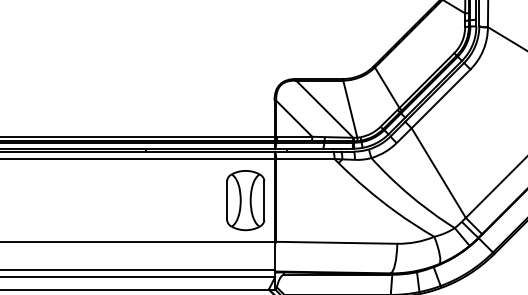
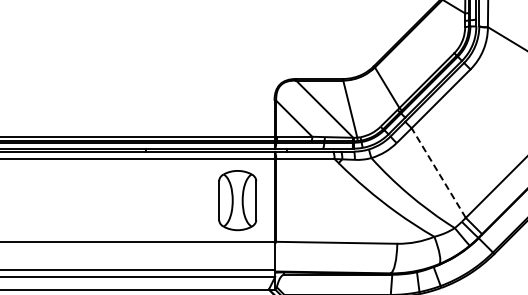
line: solid -> dashed (438, 172)
part position: (245, 200) -> (237, 200) (237, 200)
